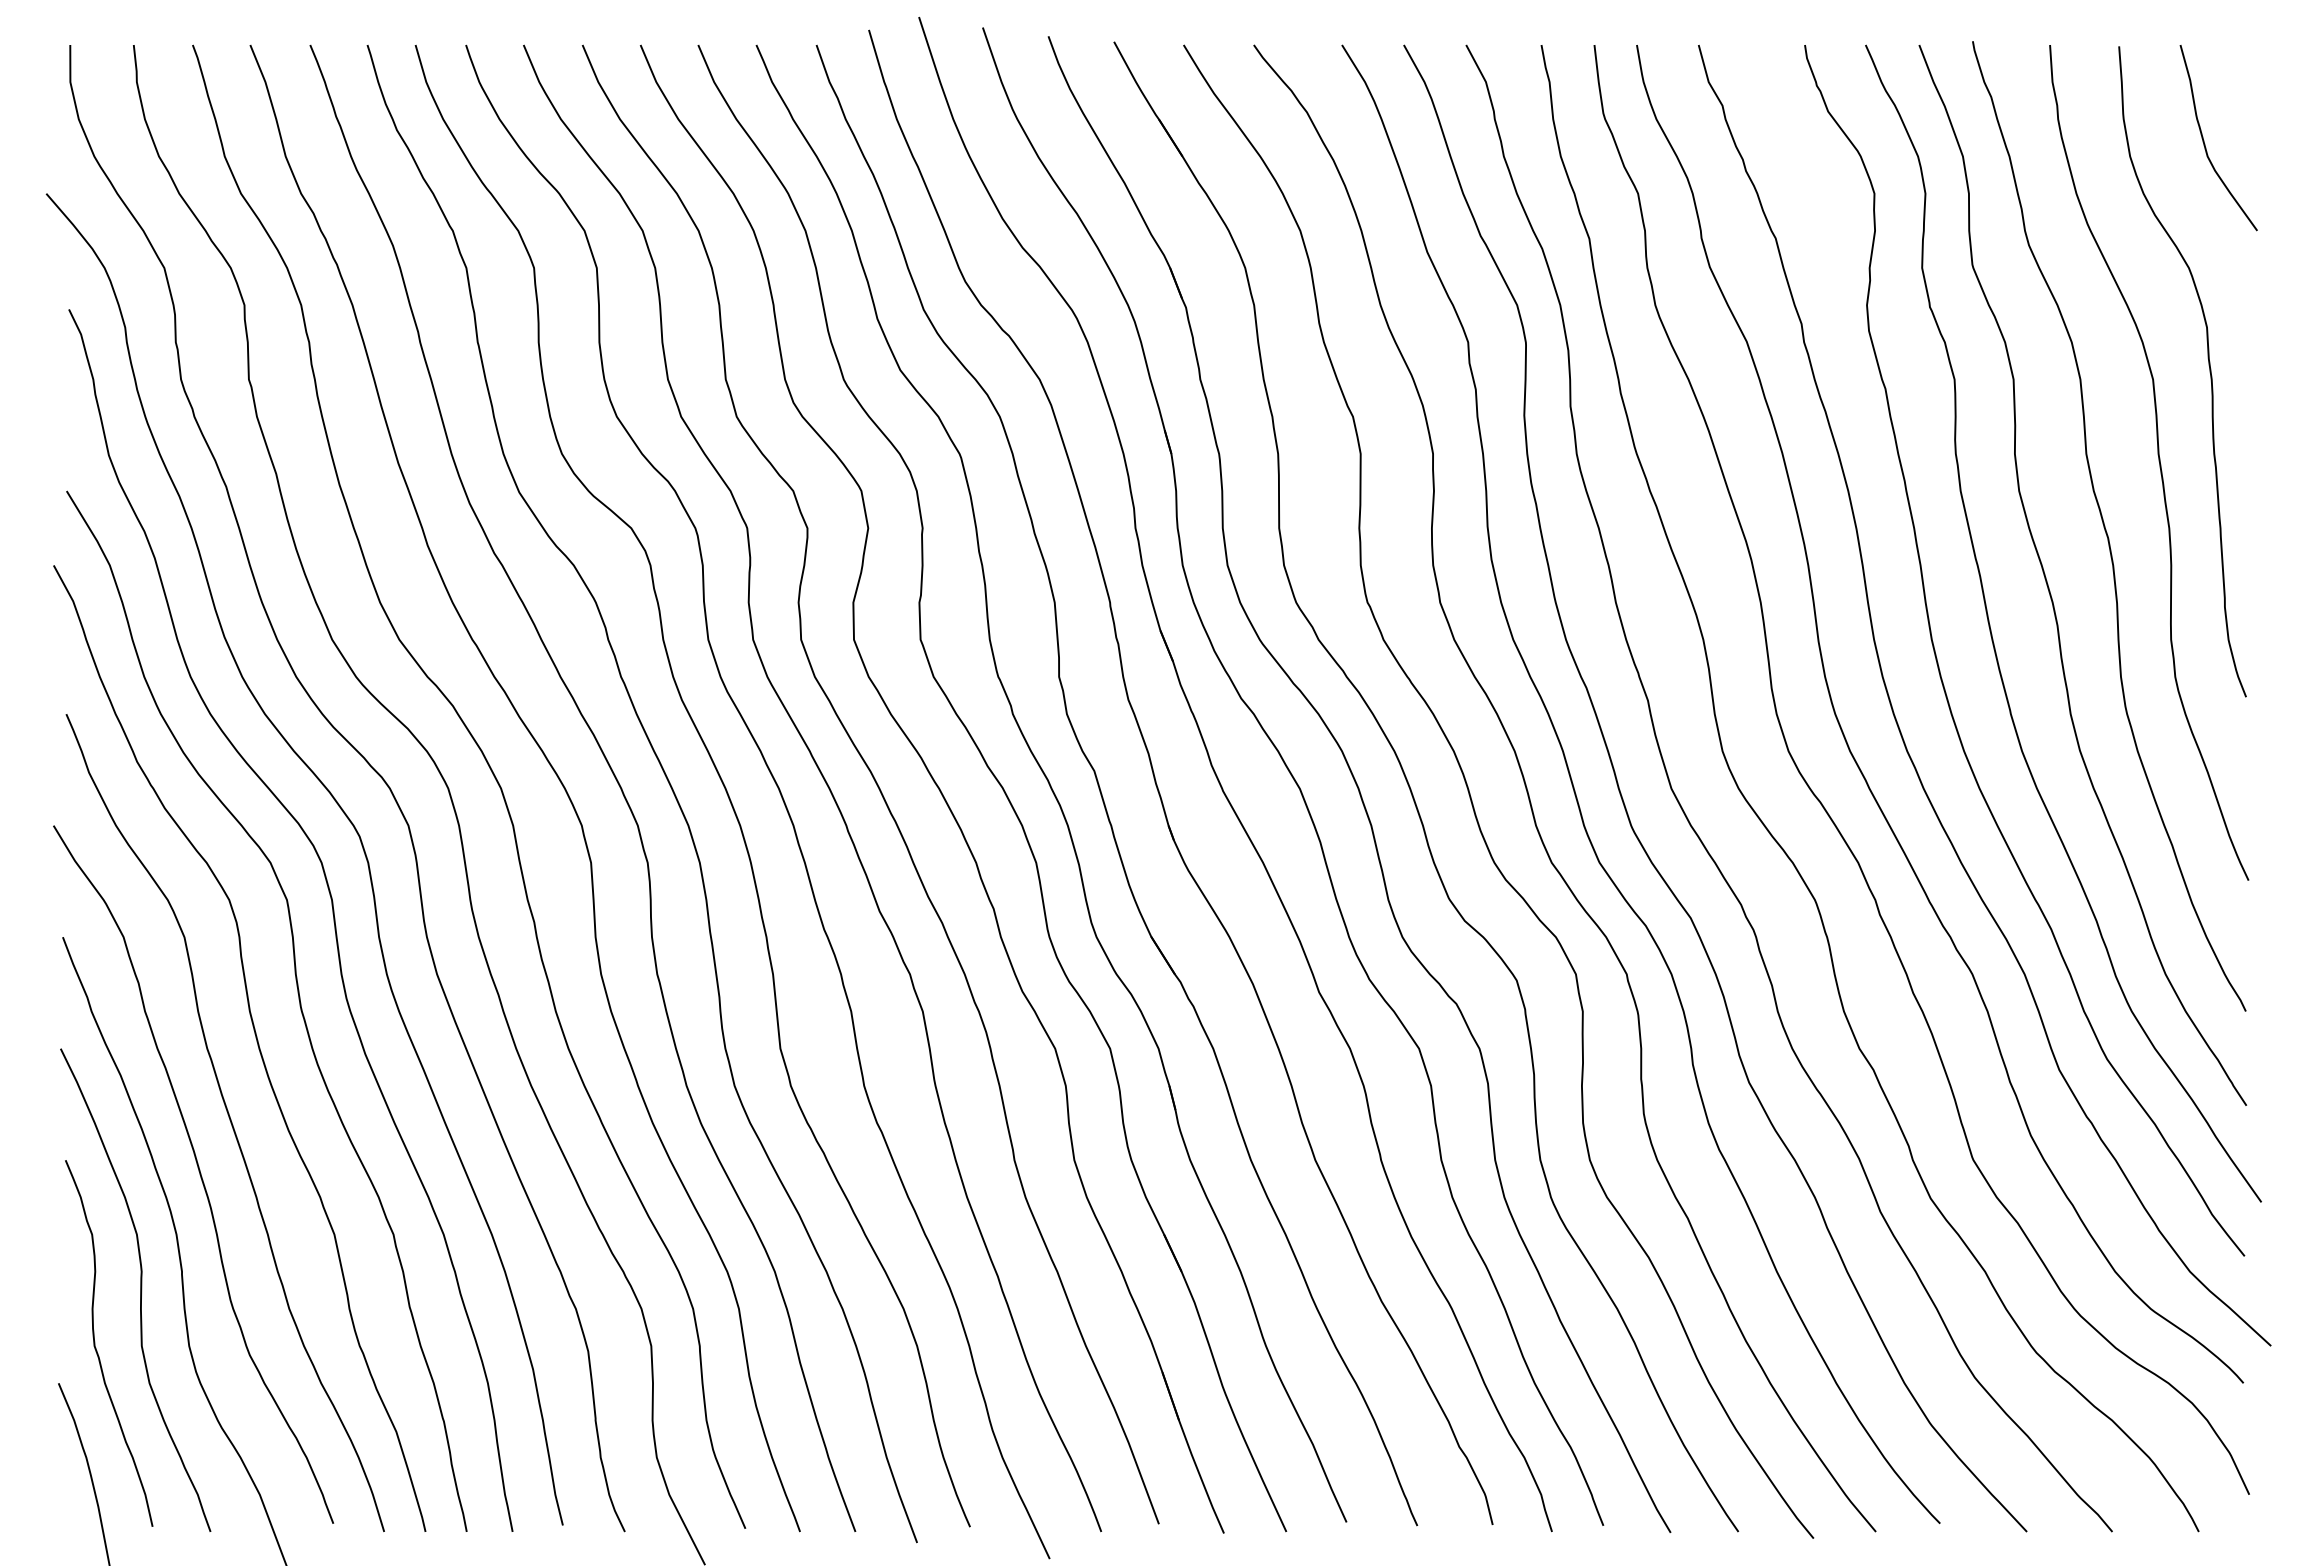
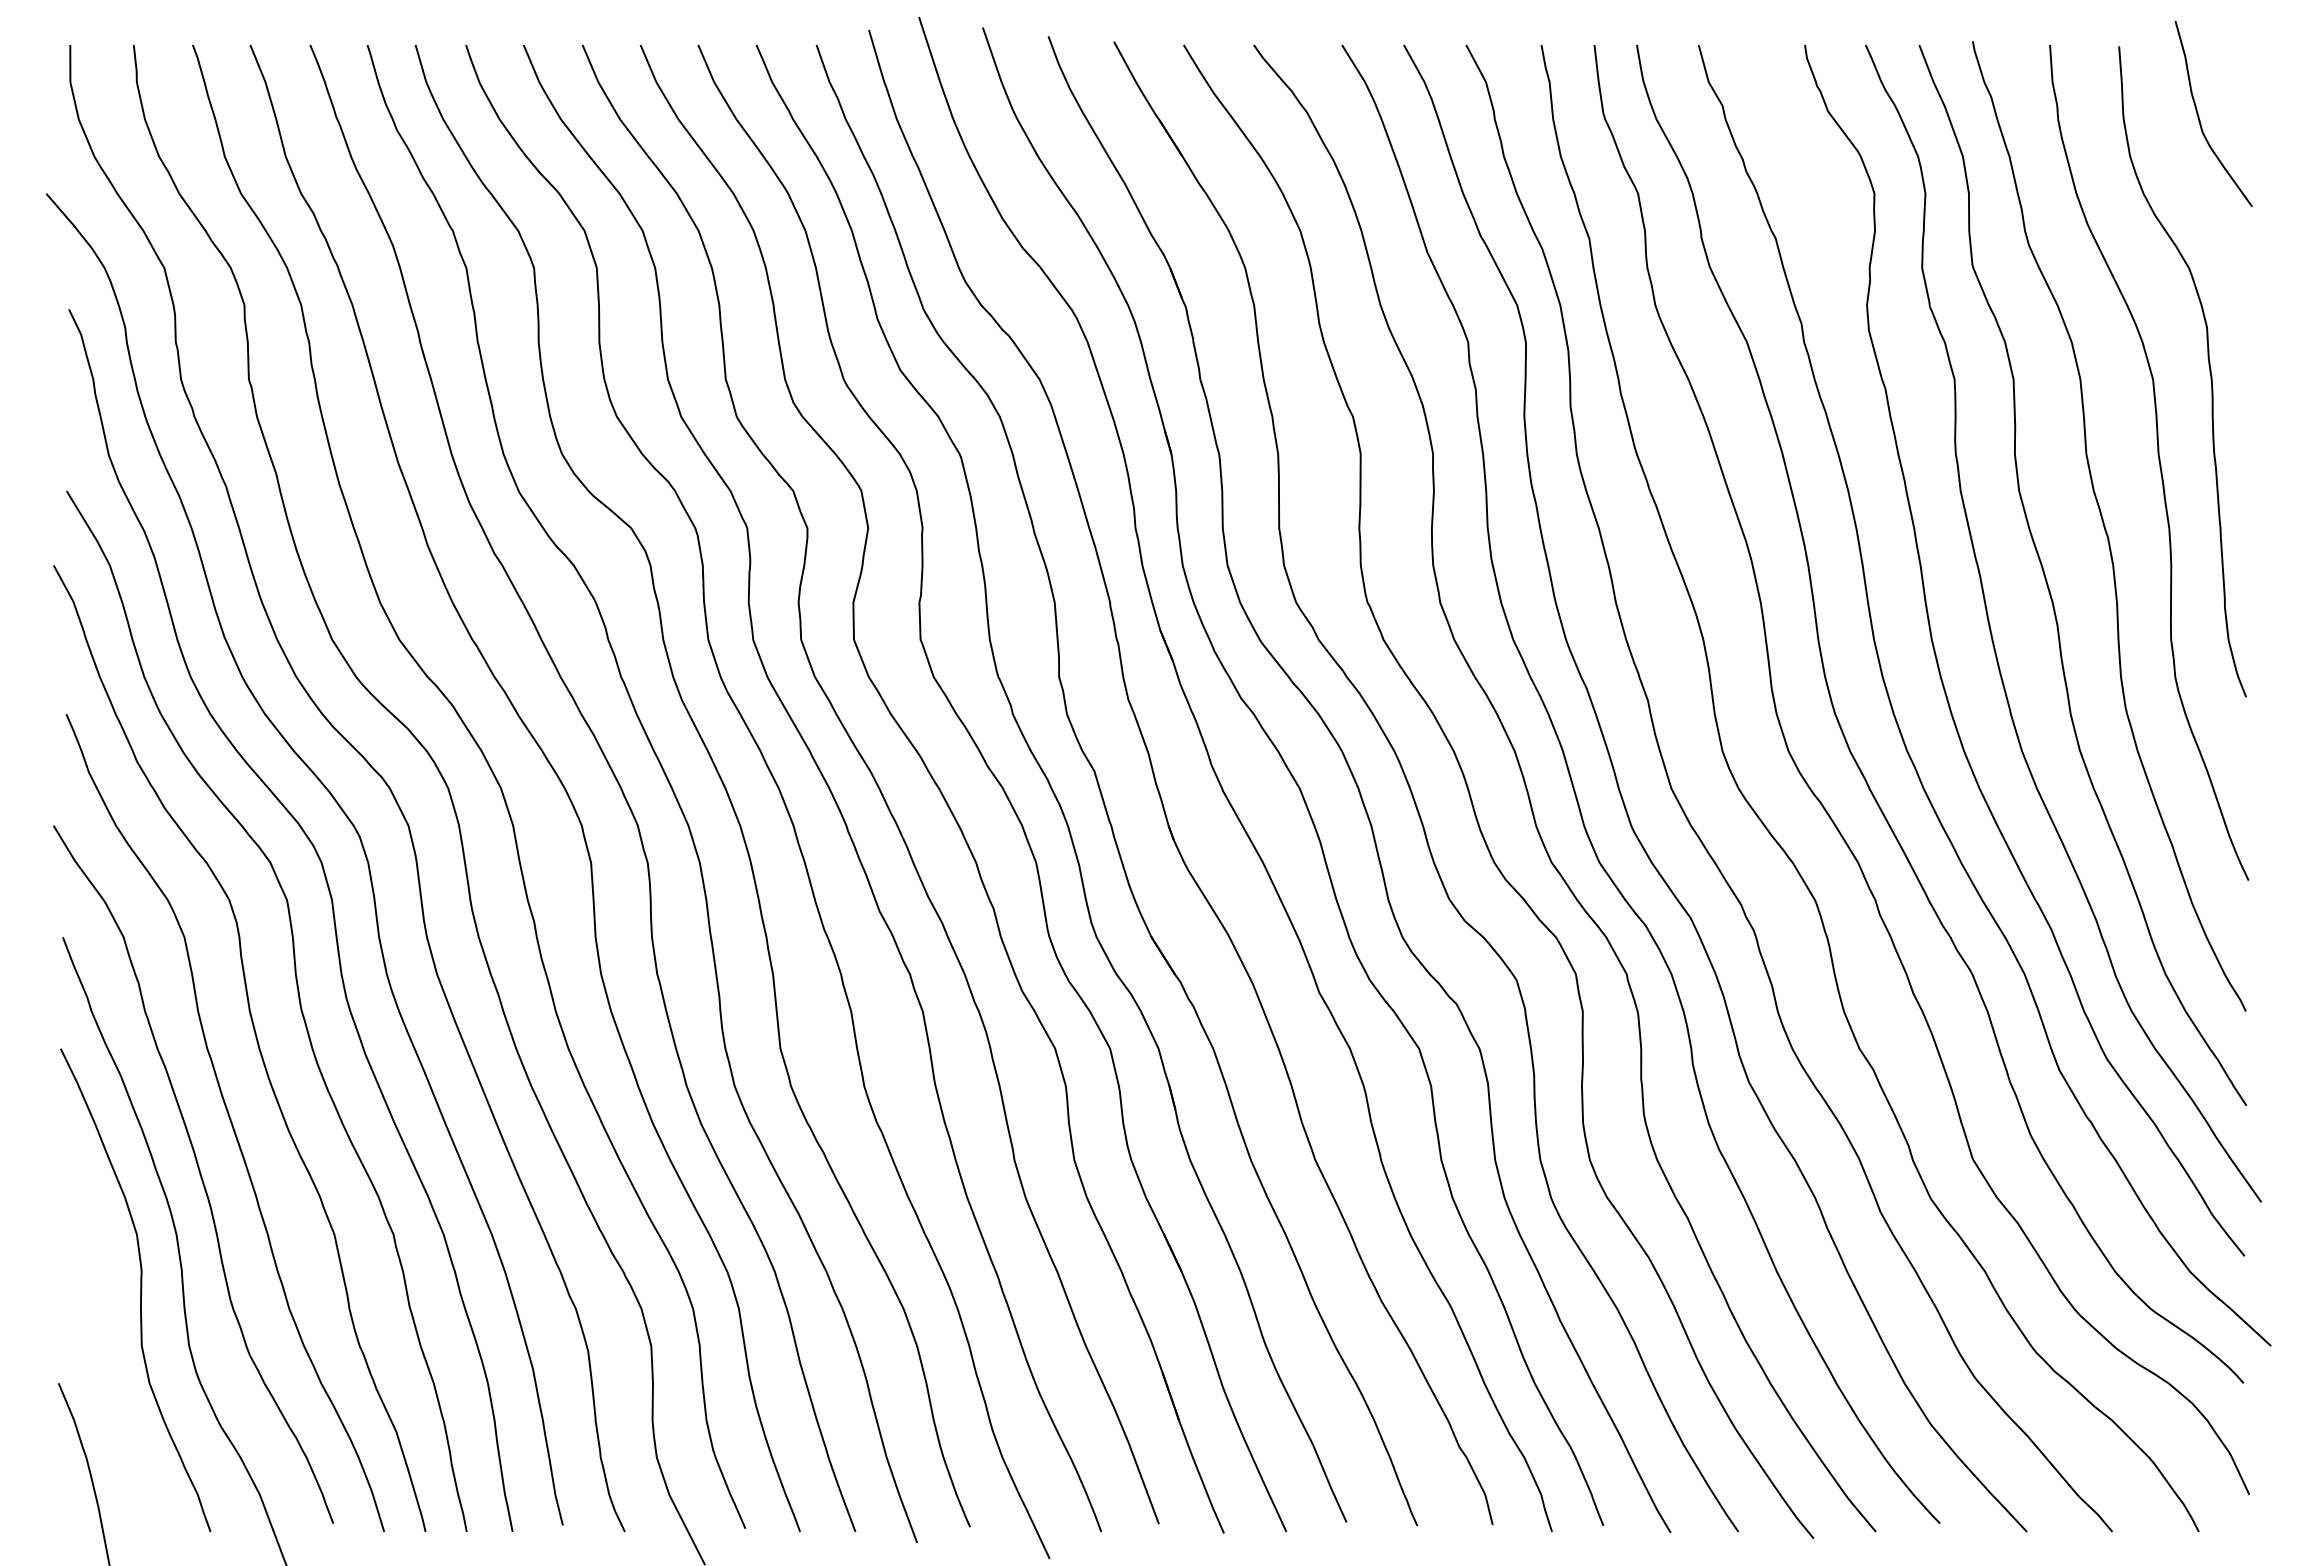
curve position: (2204, 140) -> (2199, 116) (2199, 116)
curve: present -> none (96, 1347)
